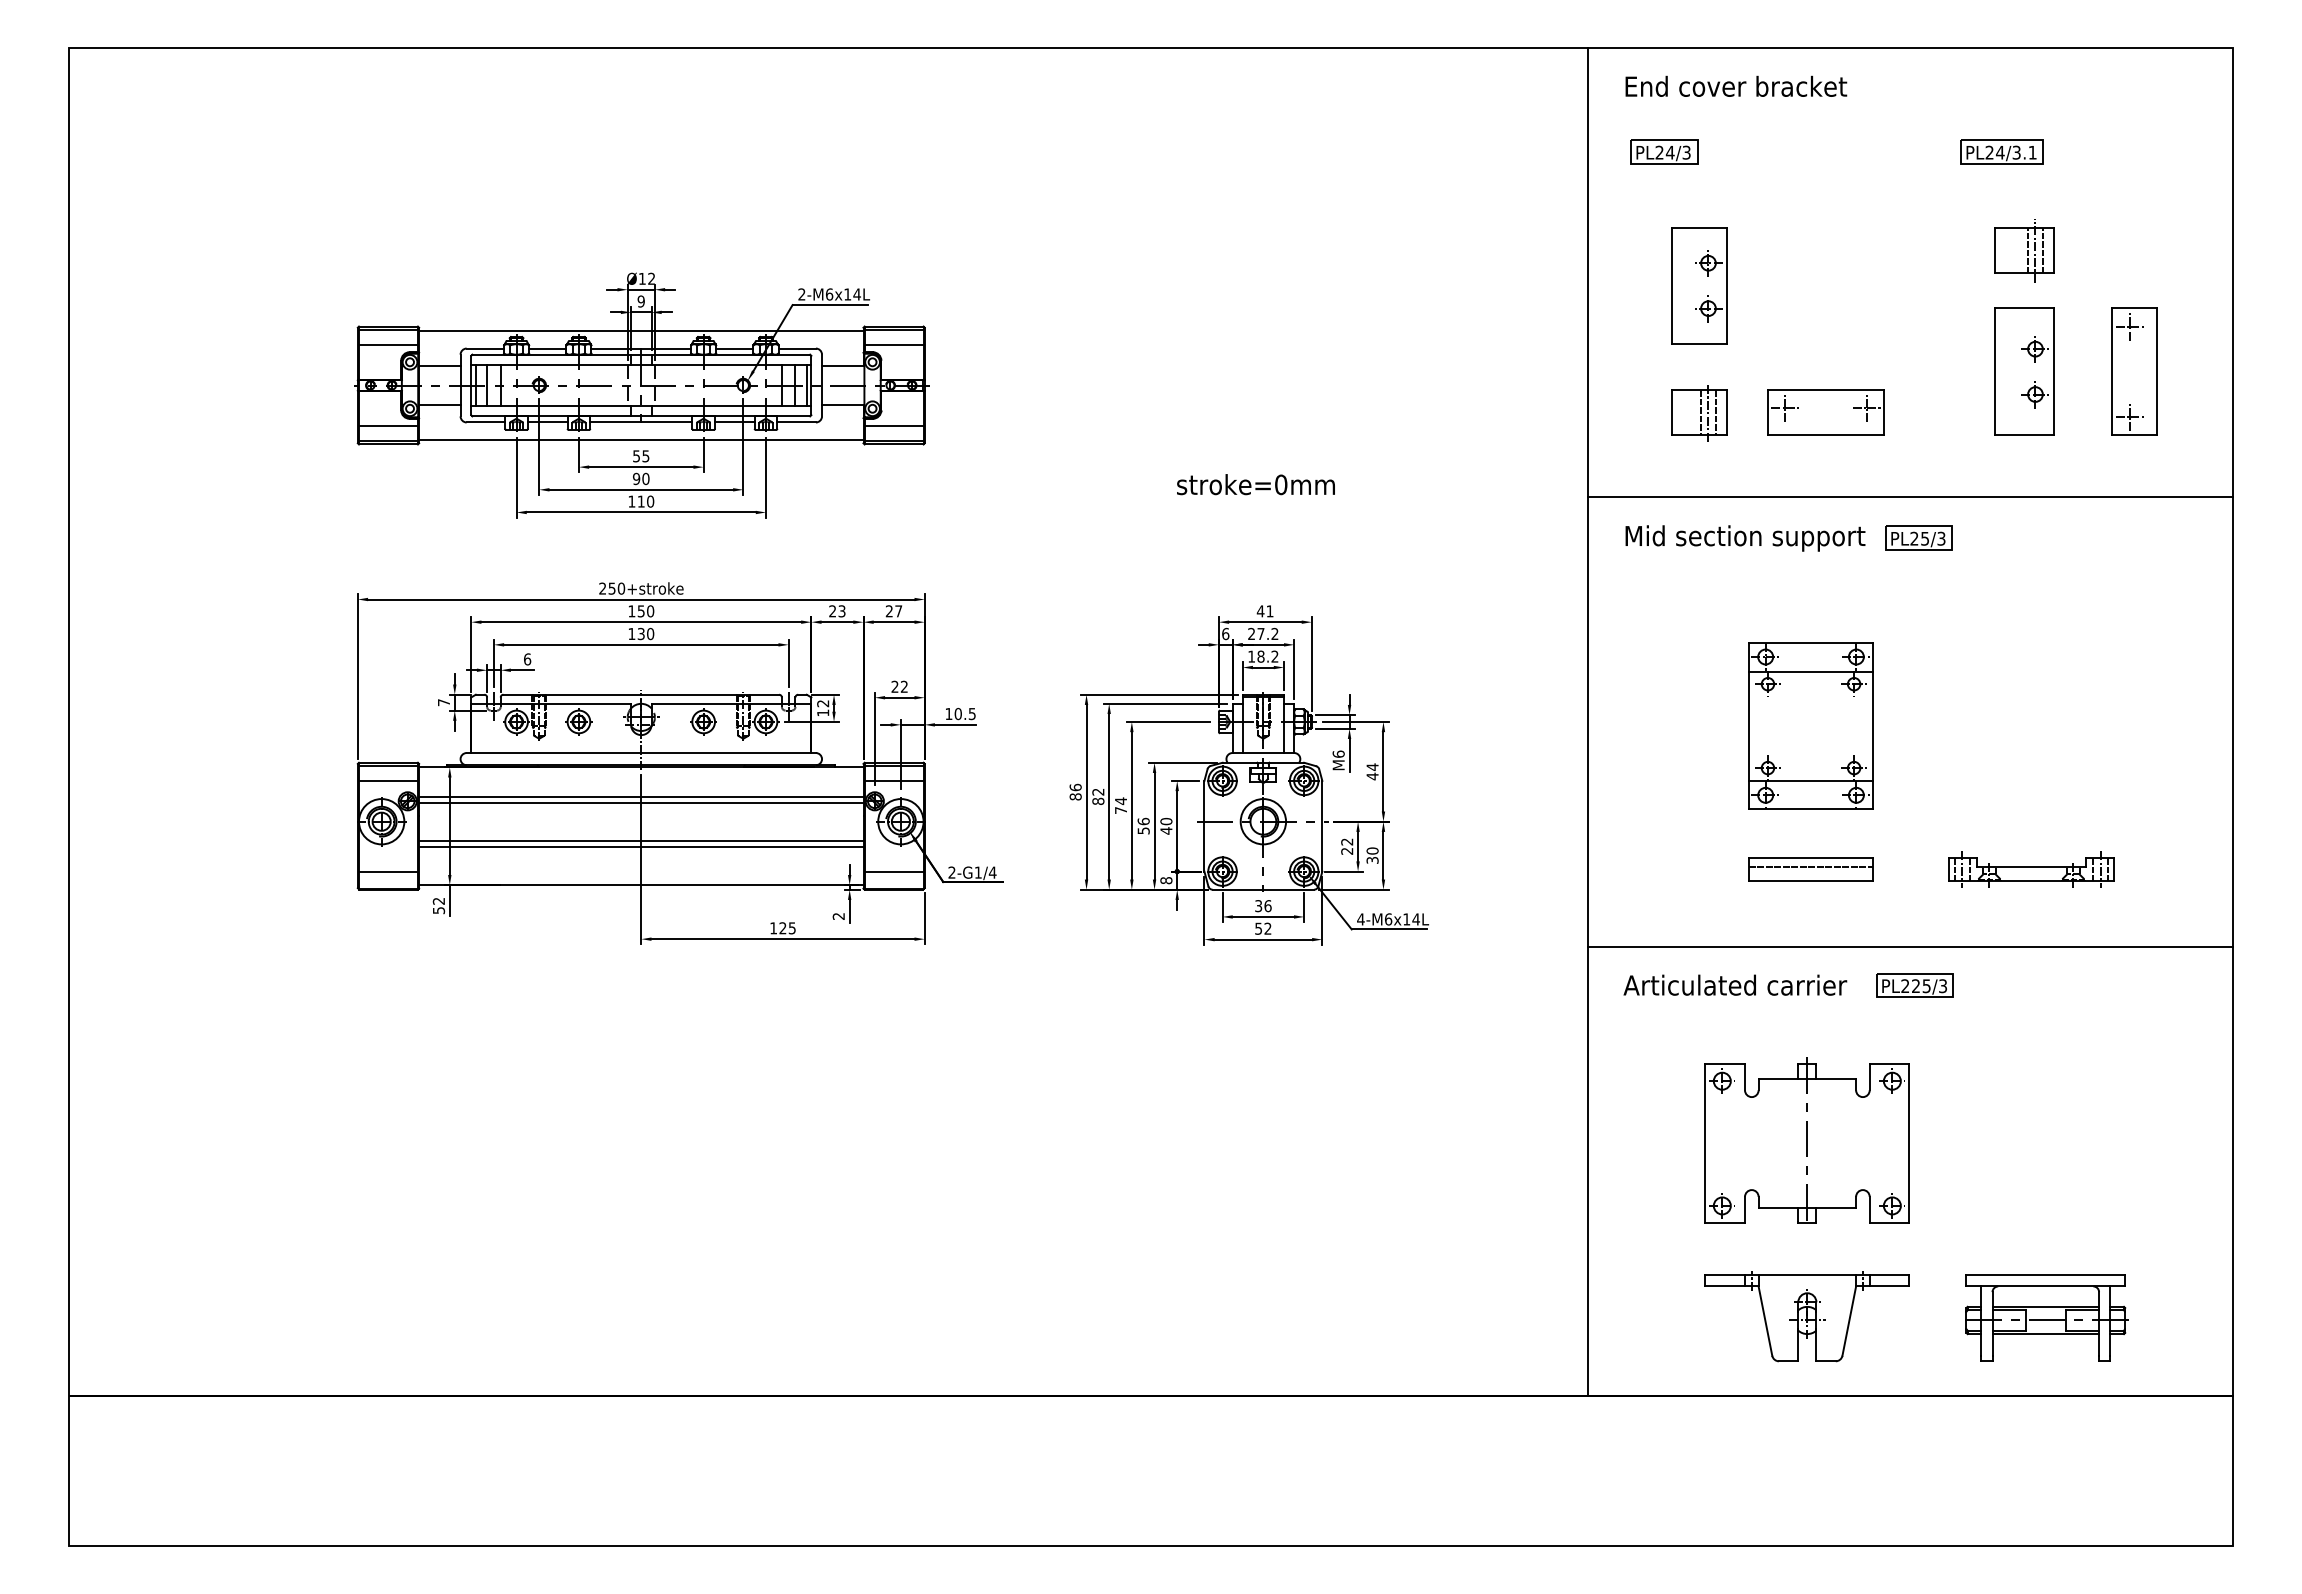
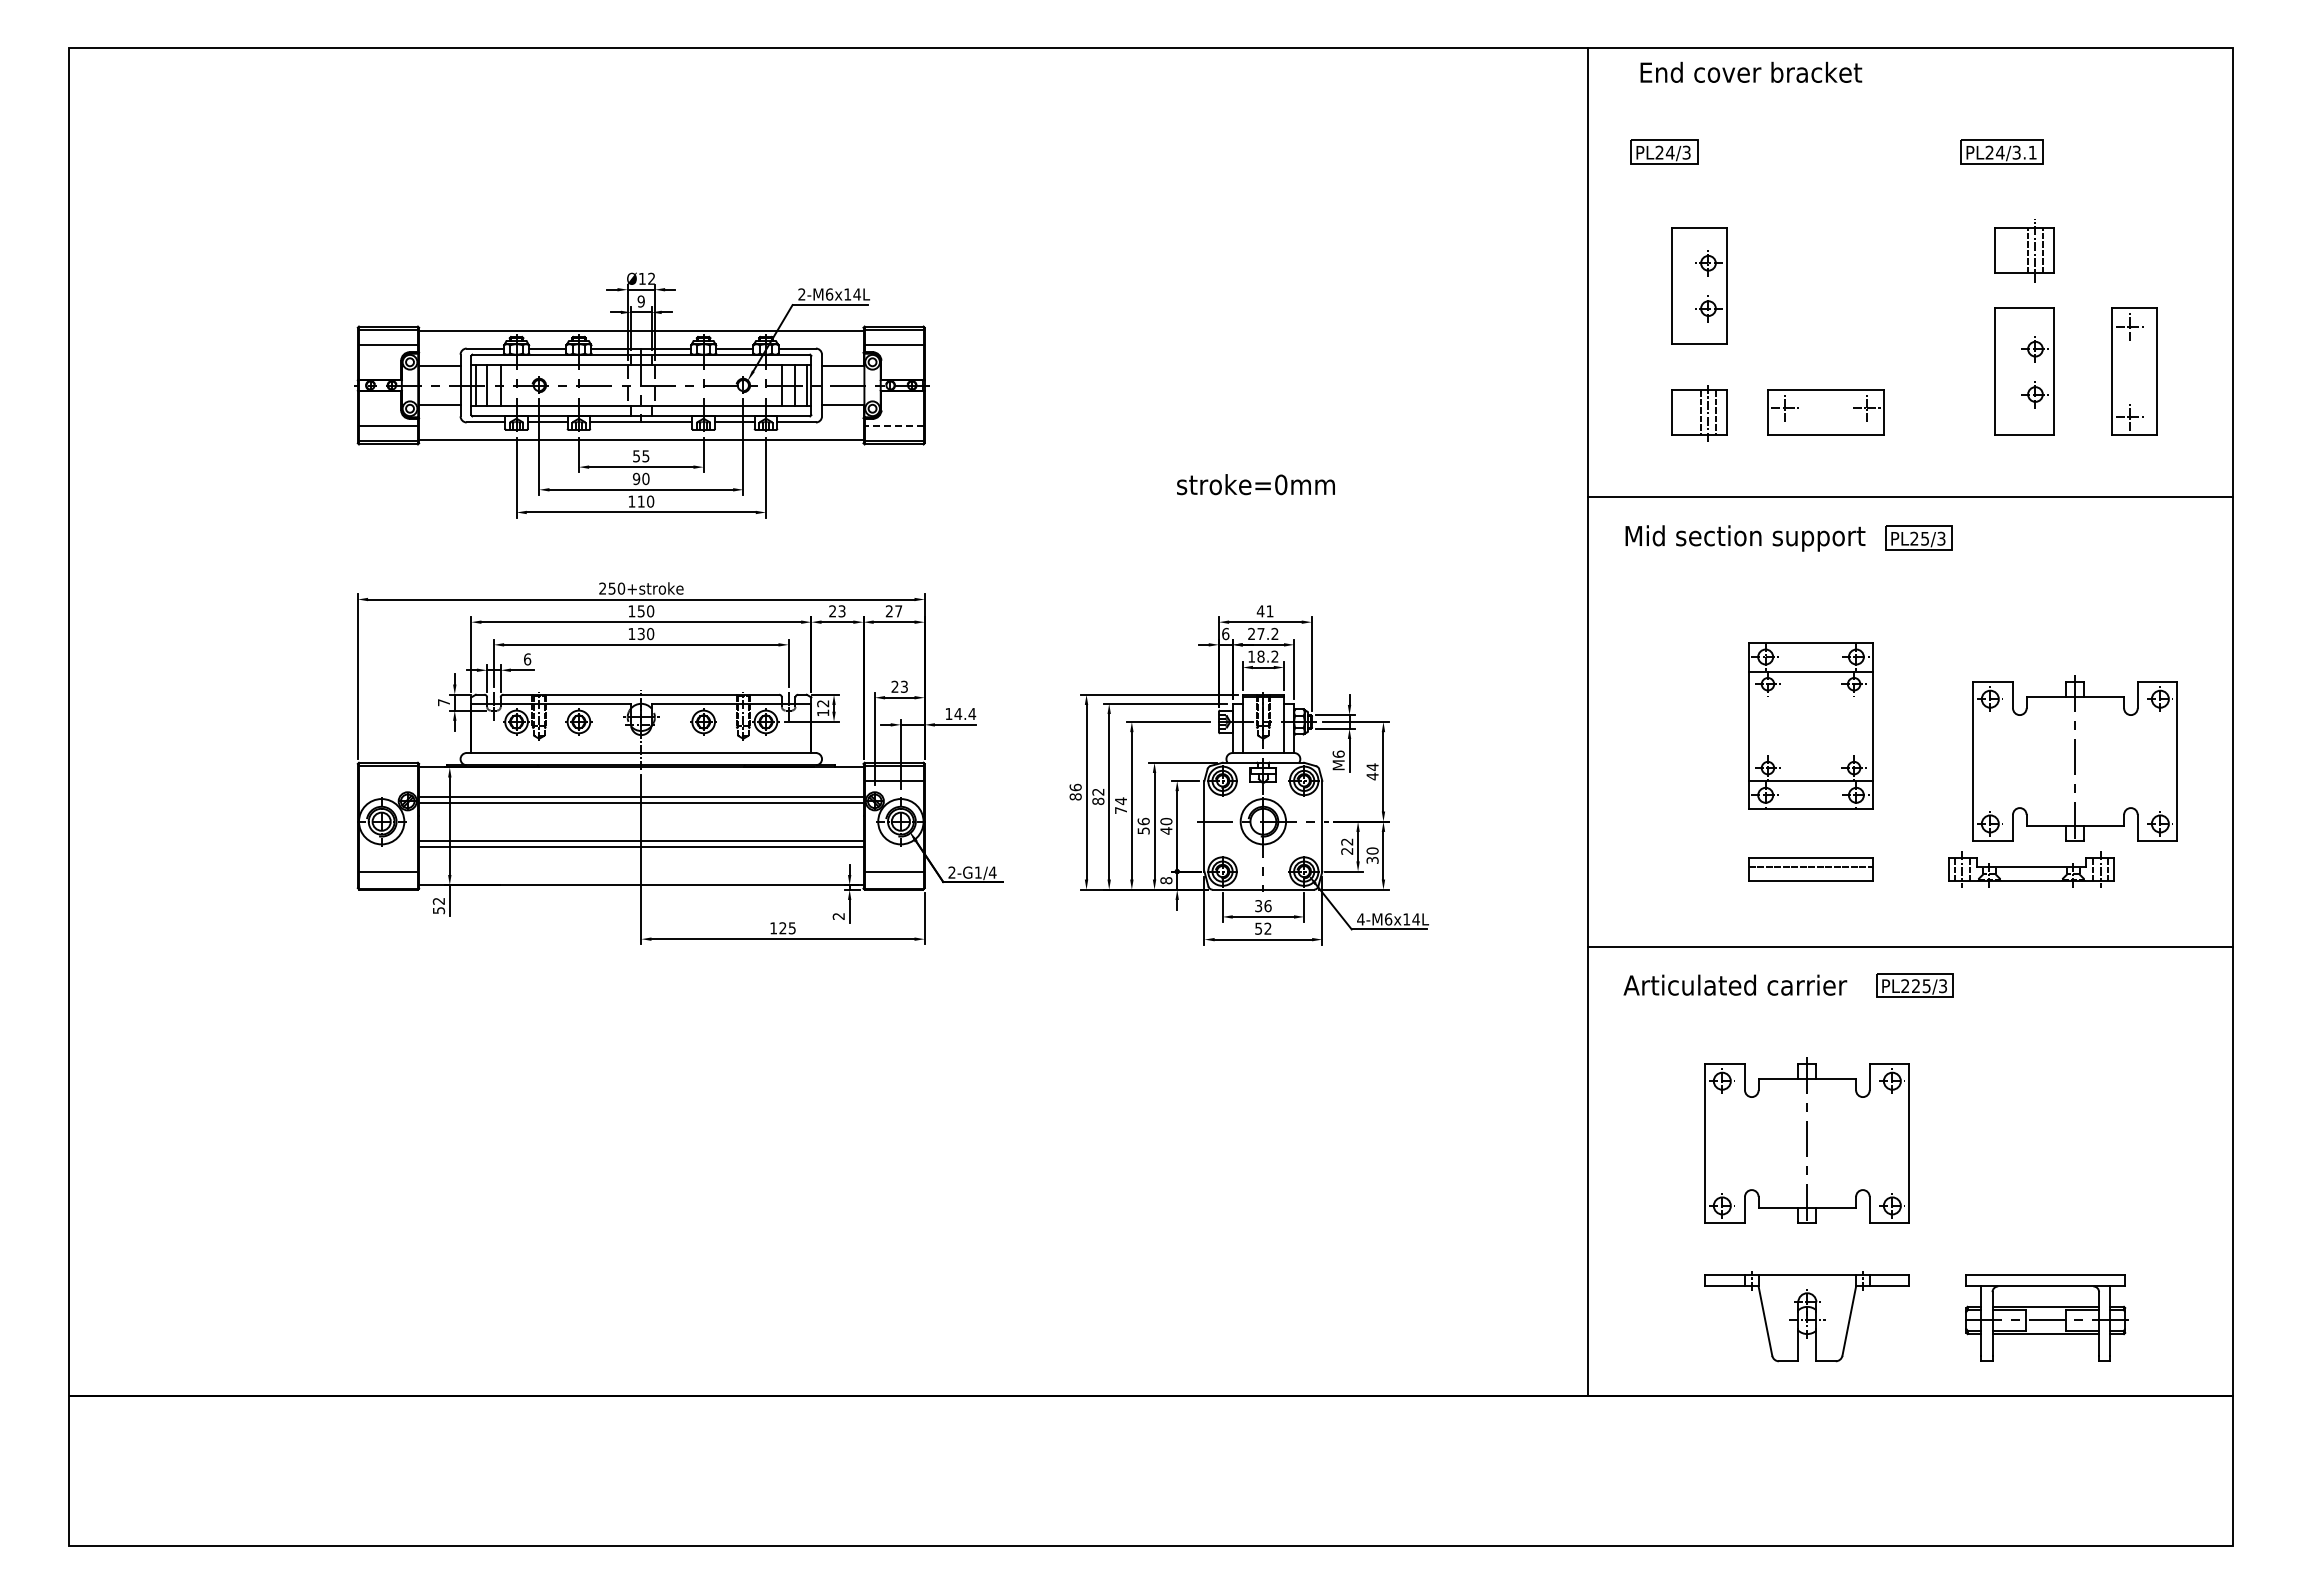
text position: (1736, 85) -> (1751, 71) (1751, 71)
line: solid -> dashed (893, 426)
text: 22 -> 23 (904, 686)
text: 10.5 -> 14.4 (965, 713)
part: none -> present (2074, 758)
line: present -> none (388, 780)
